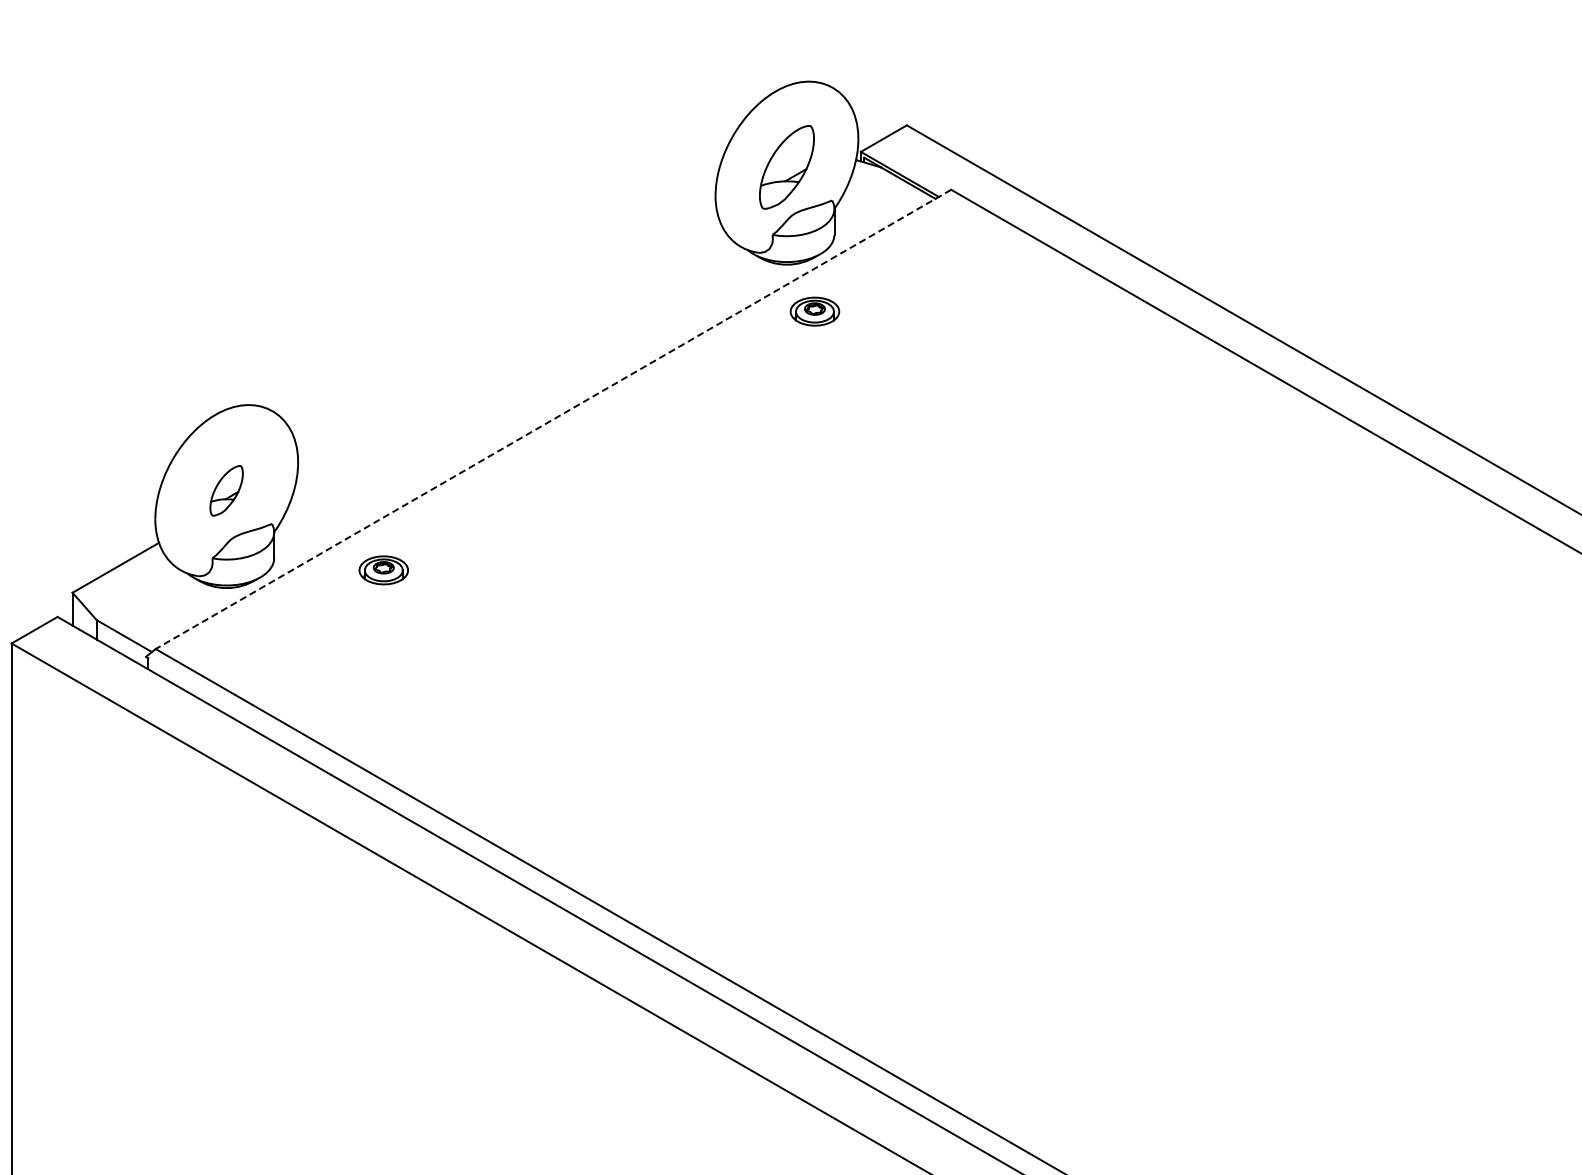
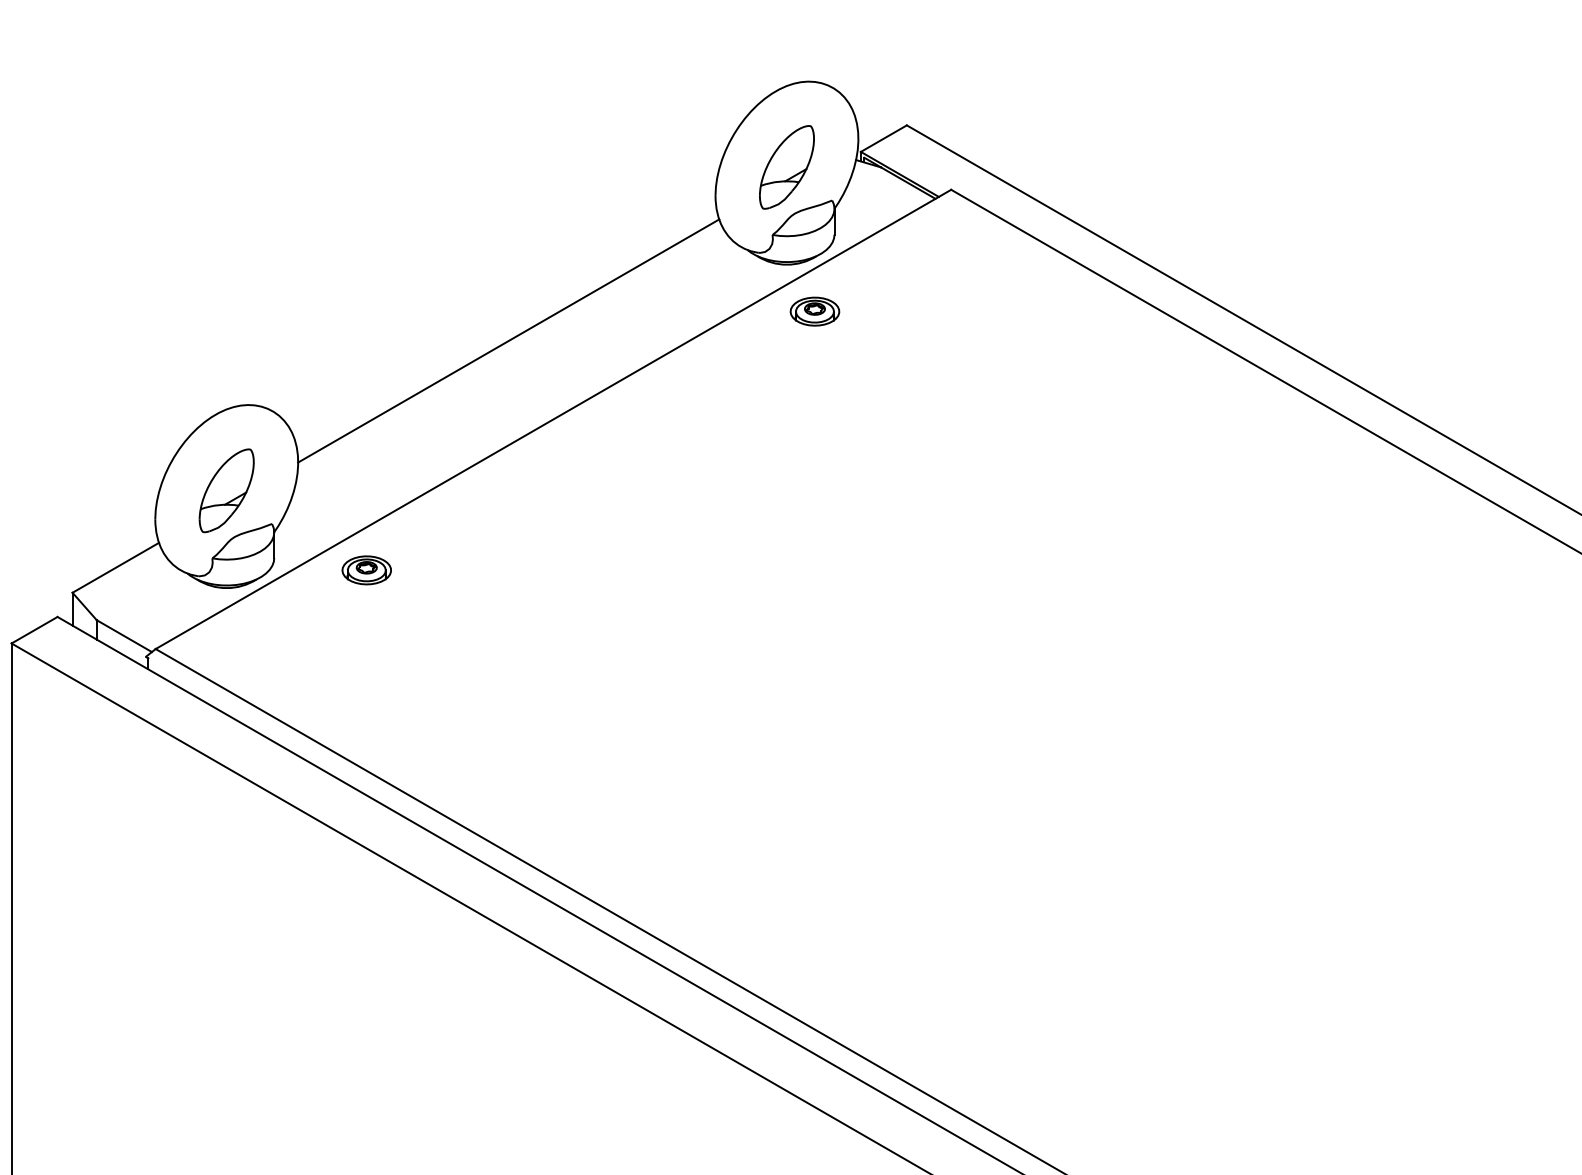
line: none -> present (508, 340)
line: dashed -> solid (553, 419)
part size: 35x52 px -> 57x86 px (226, 490)
part position: (383, 570) -> (366, 570) (366, 570)
